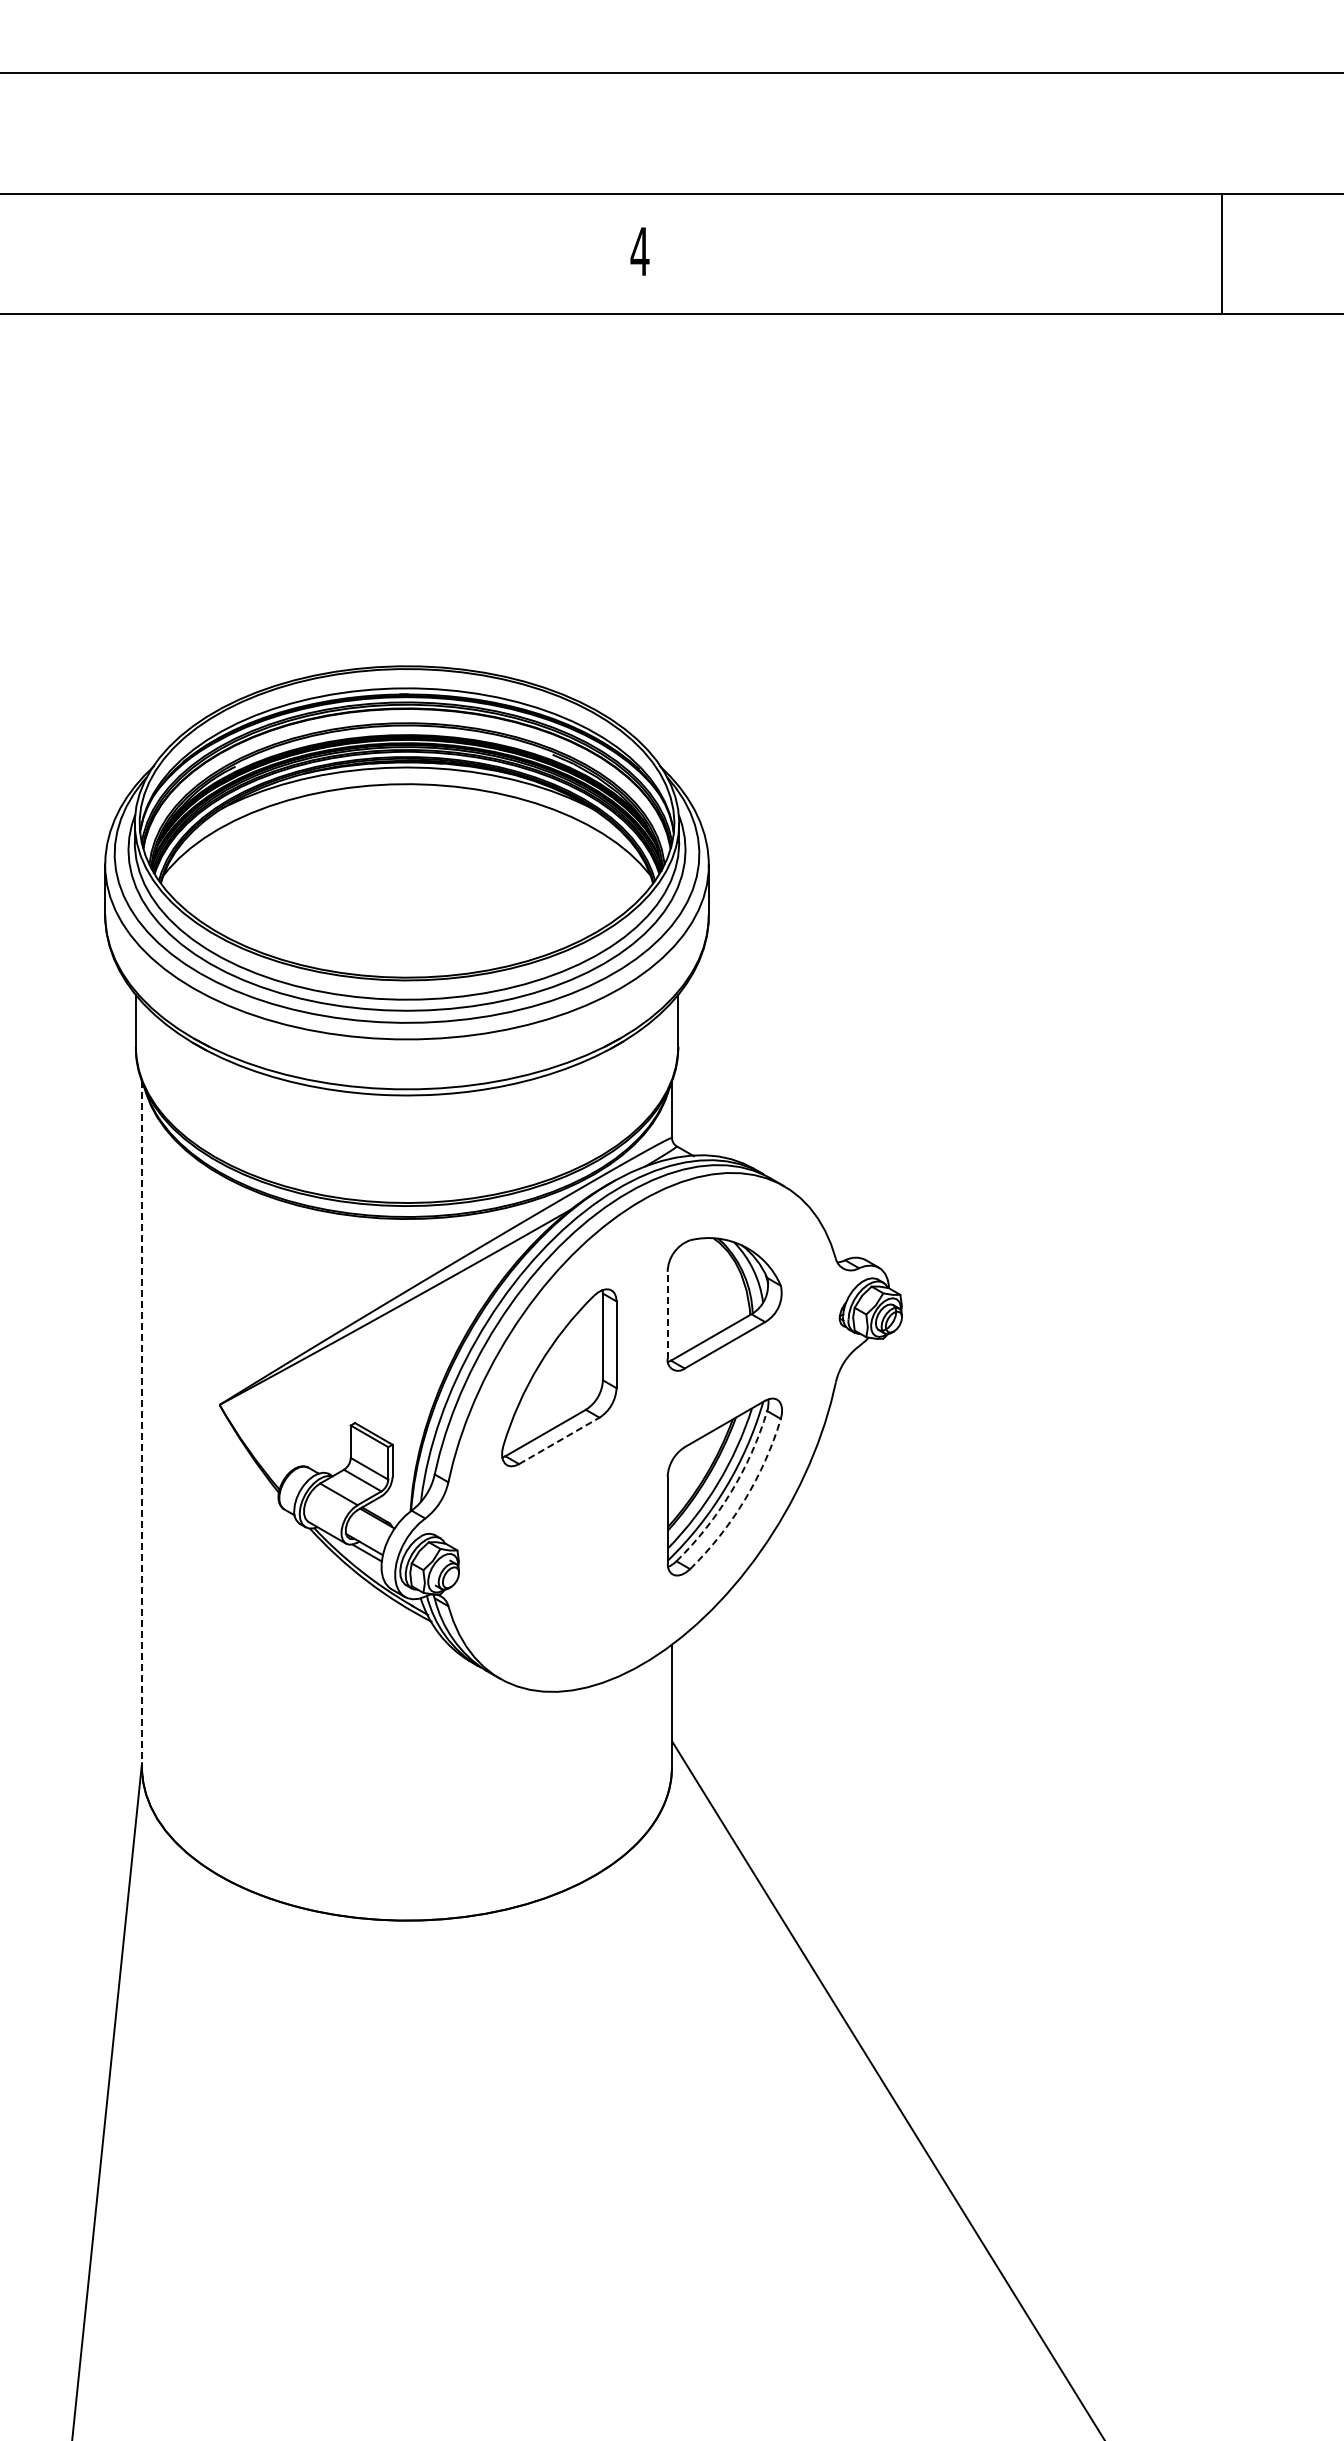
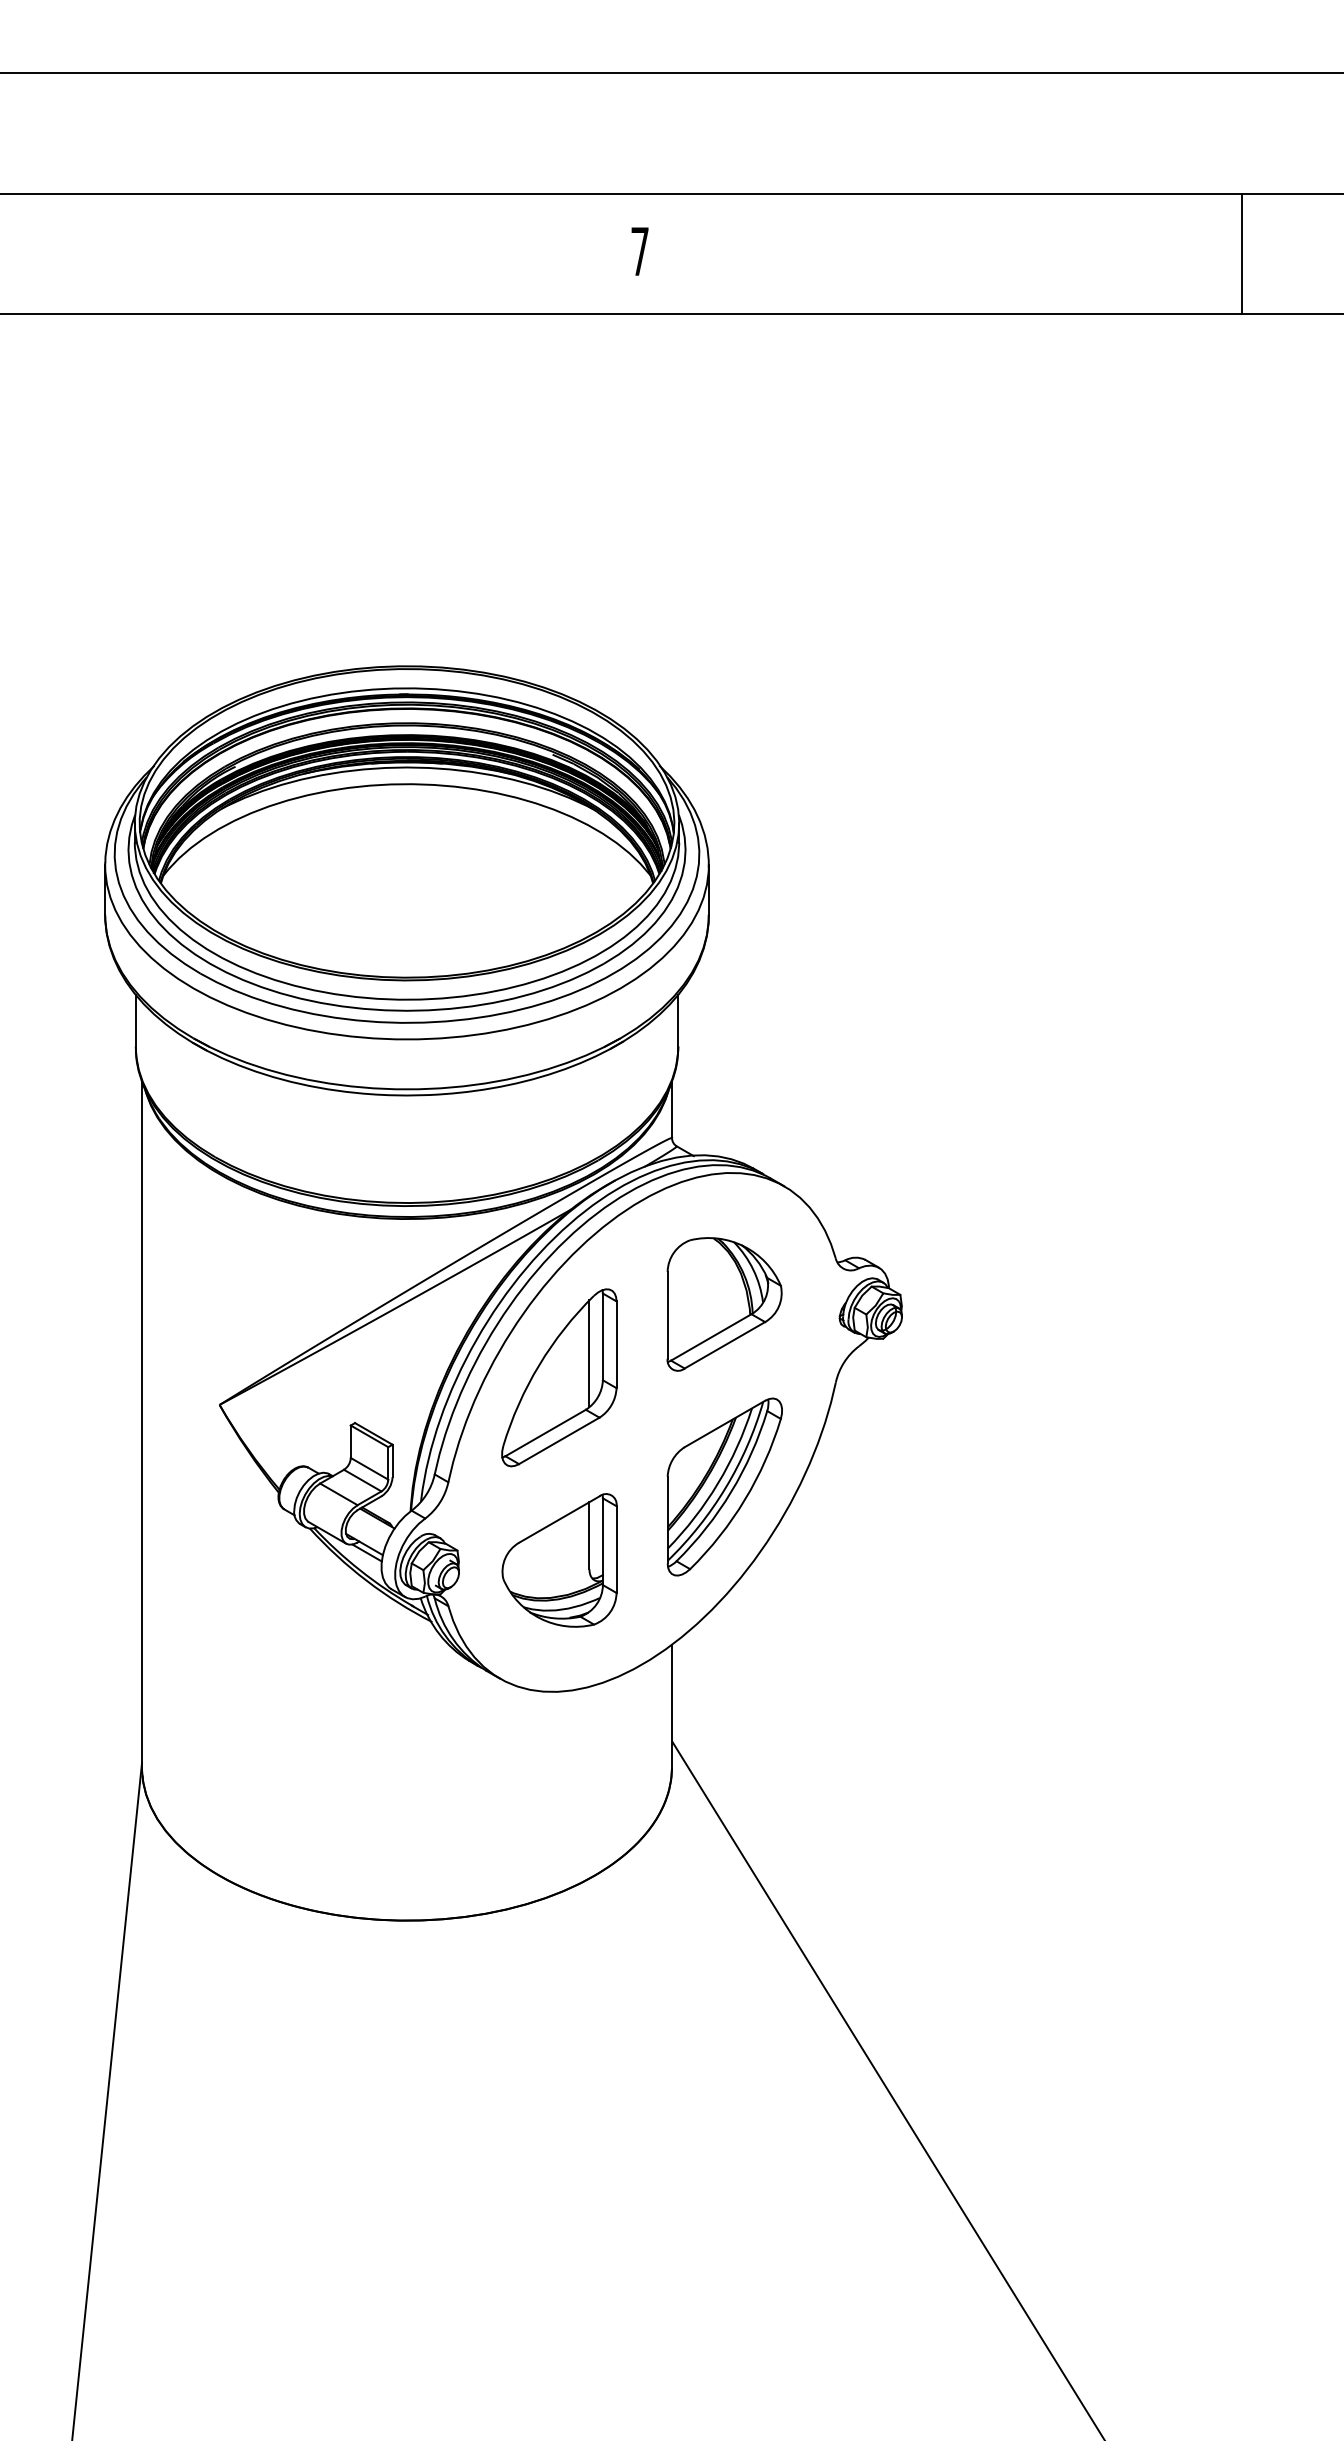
text: 4 -> 7 (639, 251)
line position: (1221, 253) -> (1241, 253) (1241, 253)
line: dashed -> solid (667, 1314)
line: none -> present (589, 1353)
line: dashed -> solid (142, 1424)
line: dashed -> solid (559, 1440)
arc: dashed -> solid (731, 1491)
arc: dashed -> solid (744, 1499)
part: none -> present (559, 1560)
